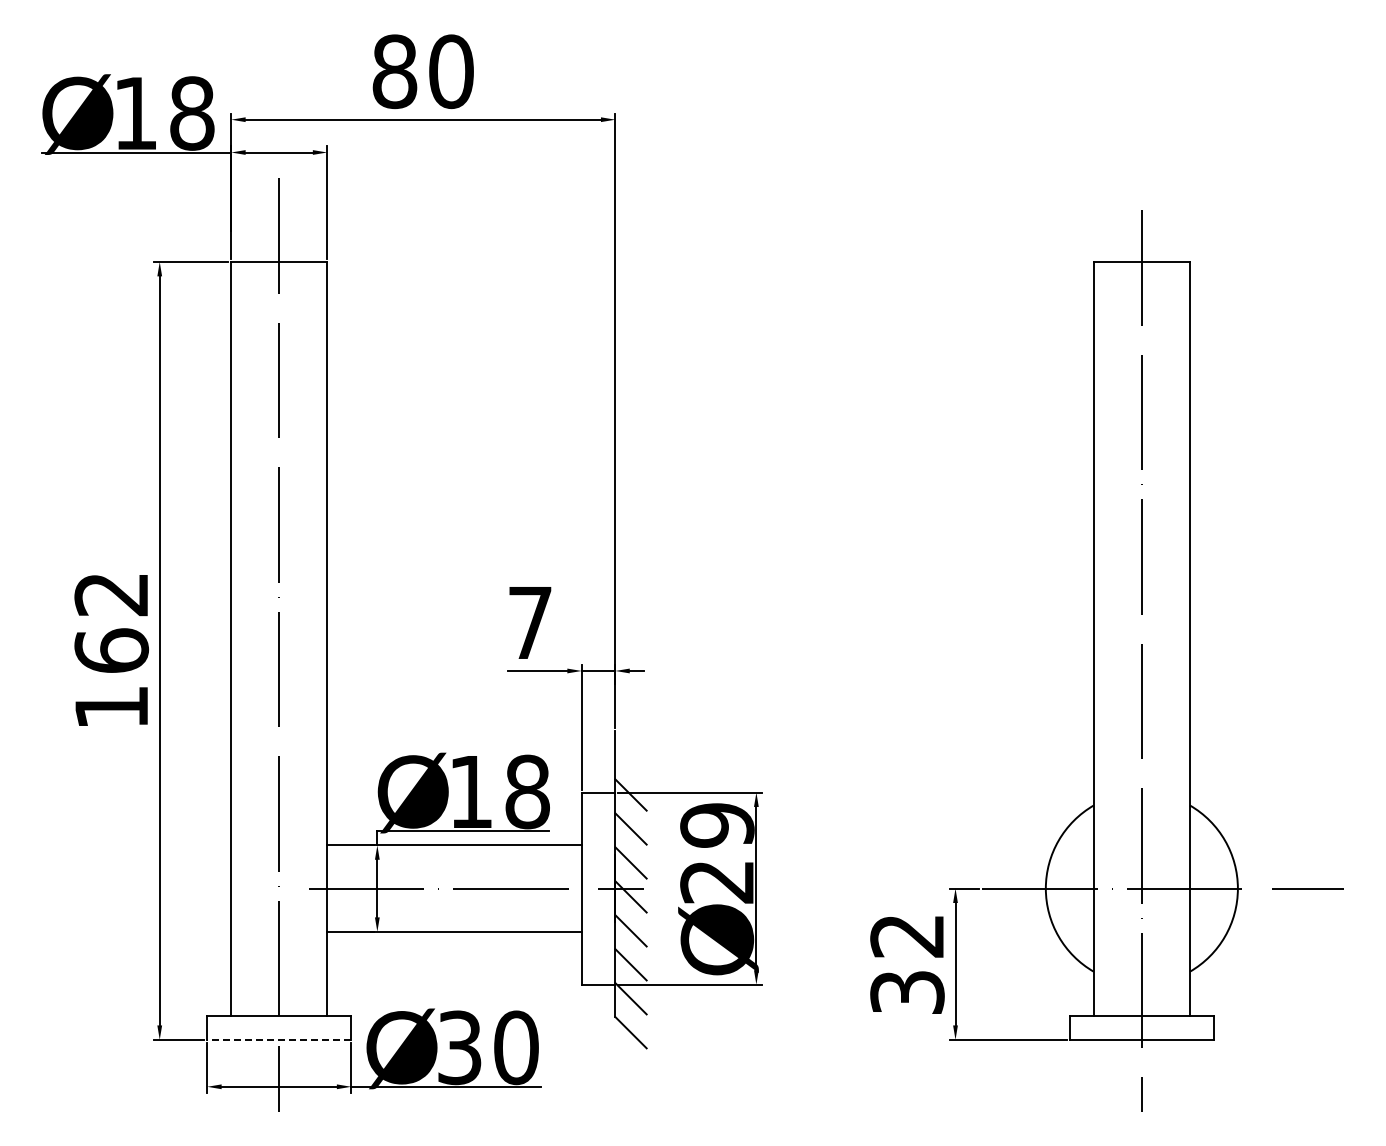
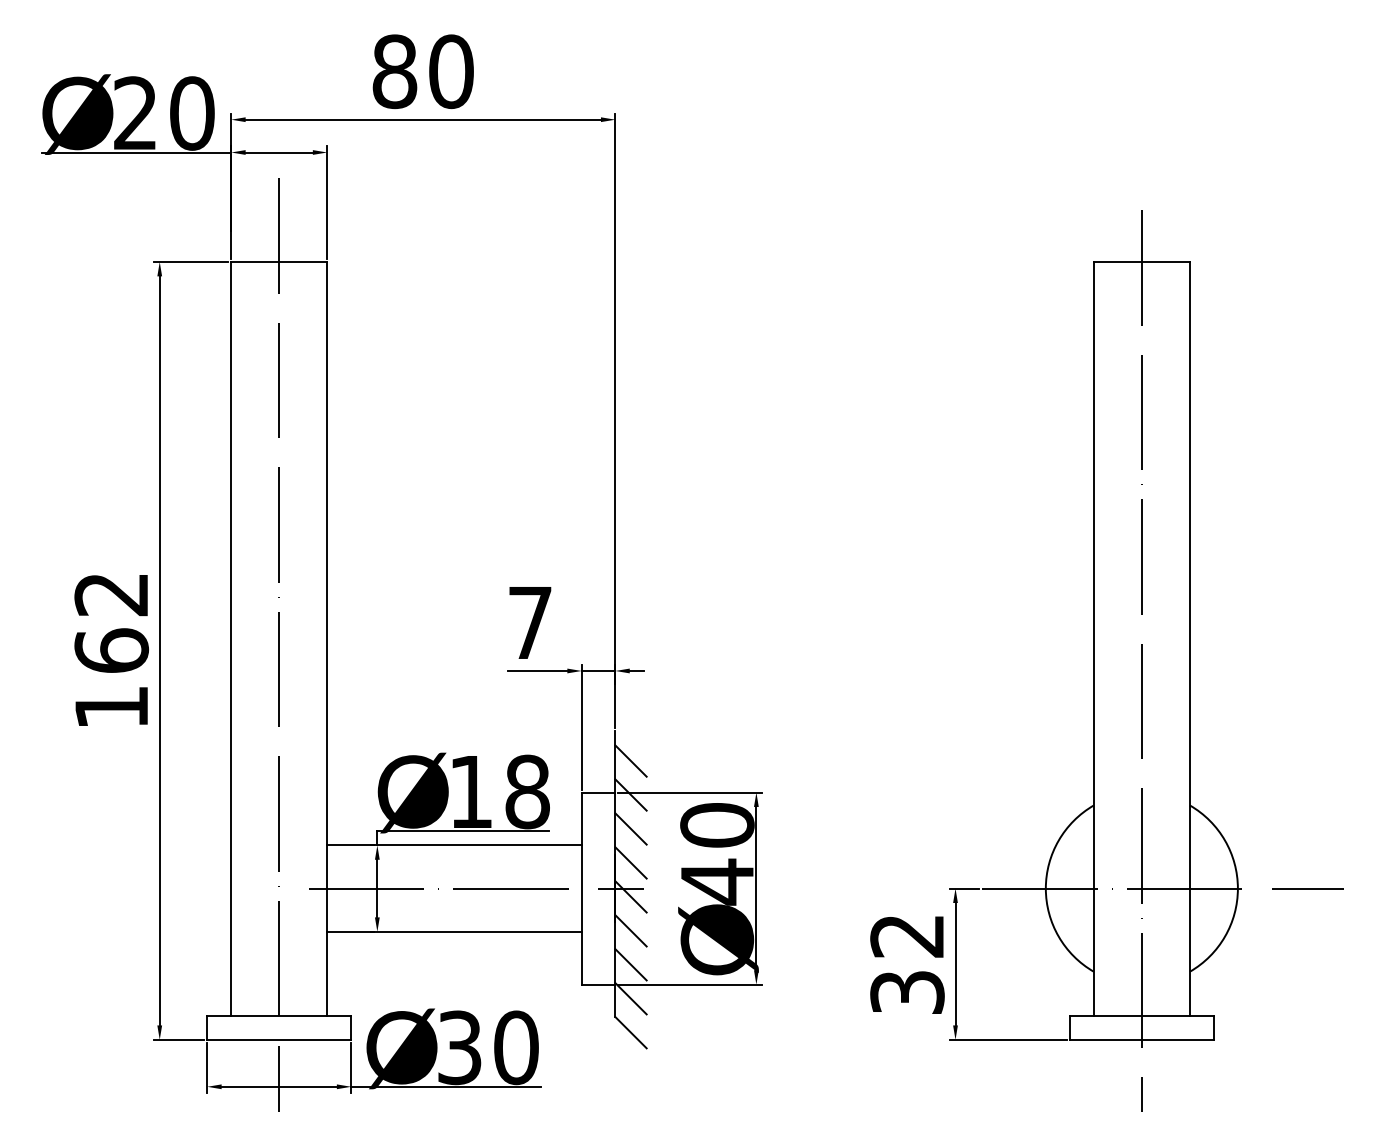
text: 18 -> 20 (164, 113)
line: none -> present (630, 760)
text: 29 -> 40 (717, 854)
line: dashed -> solid (278, 1039)
